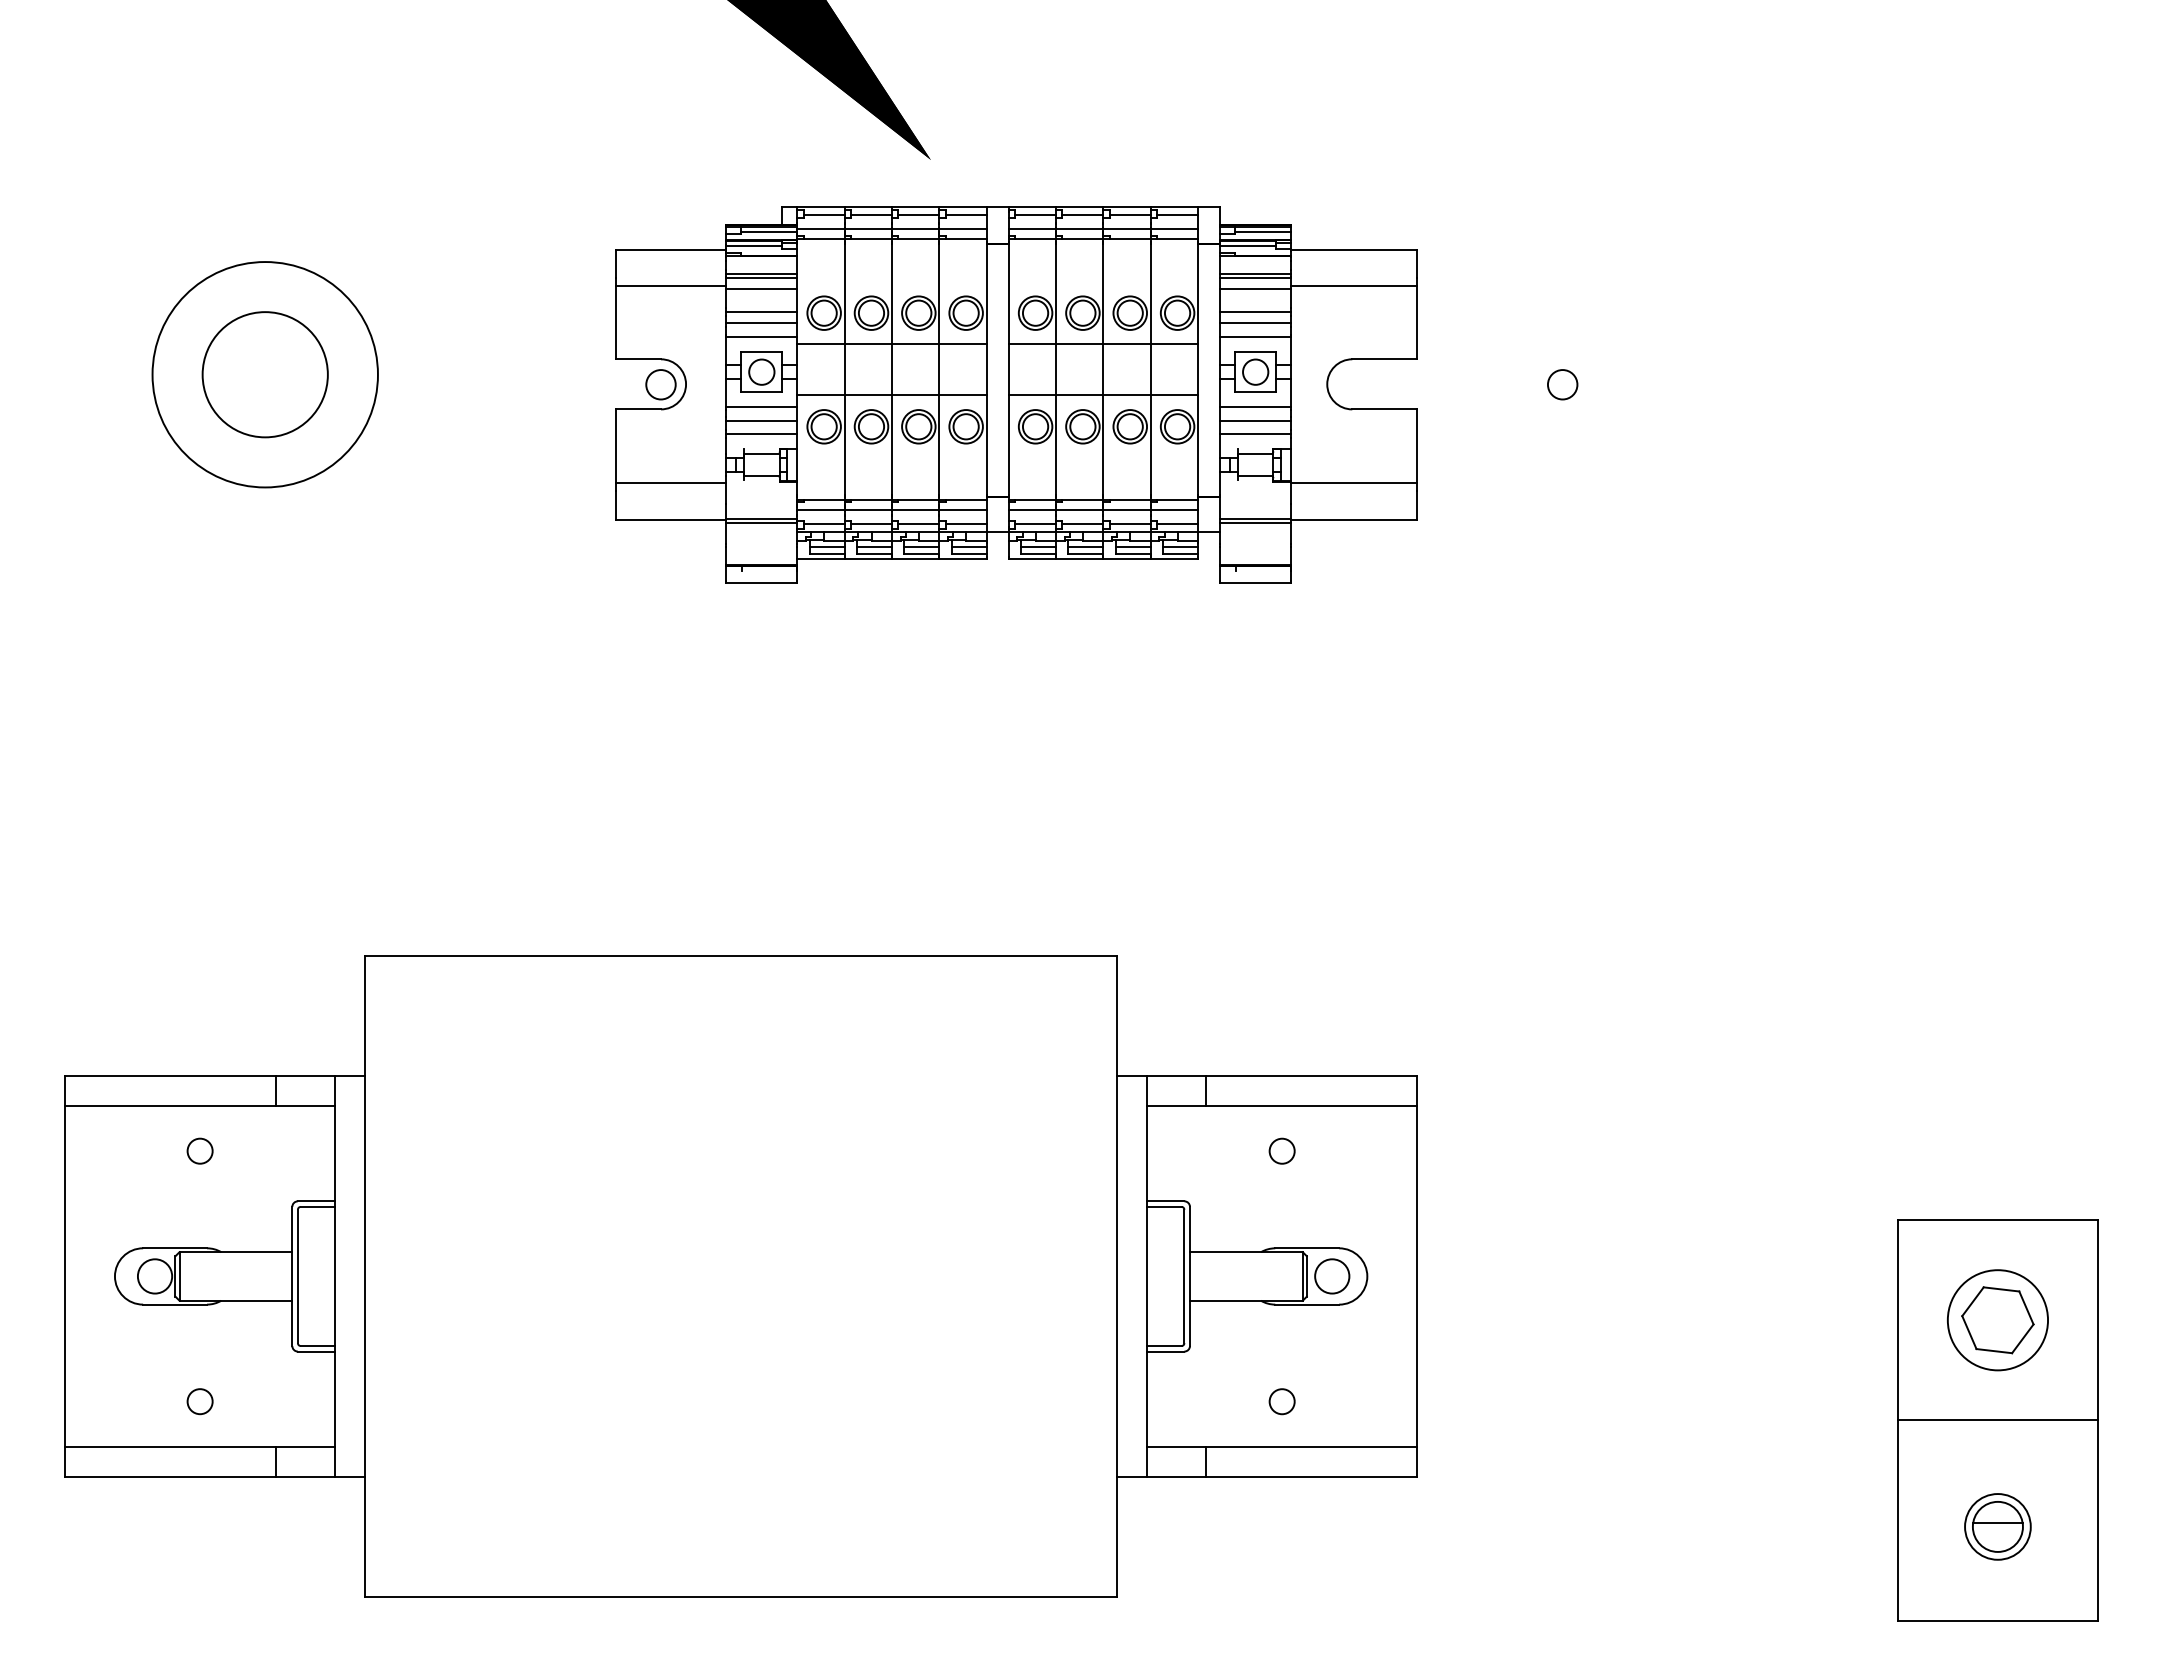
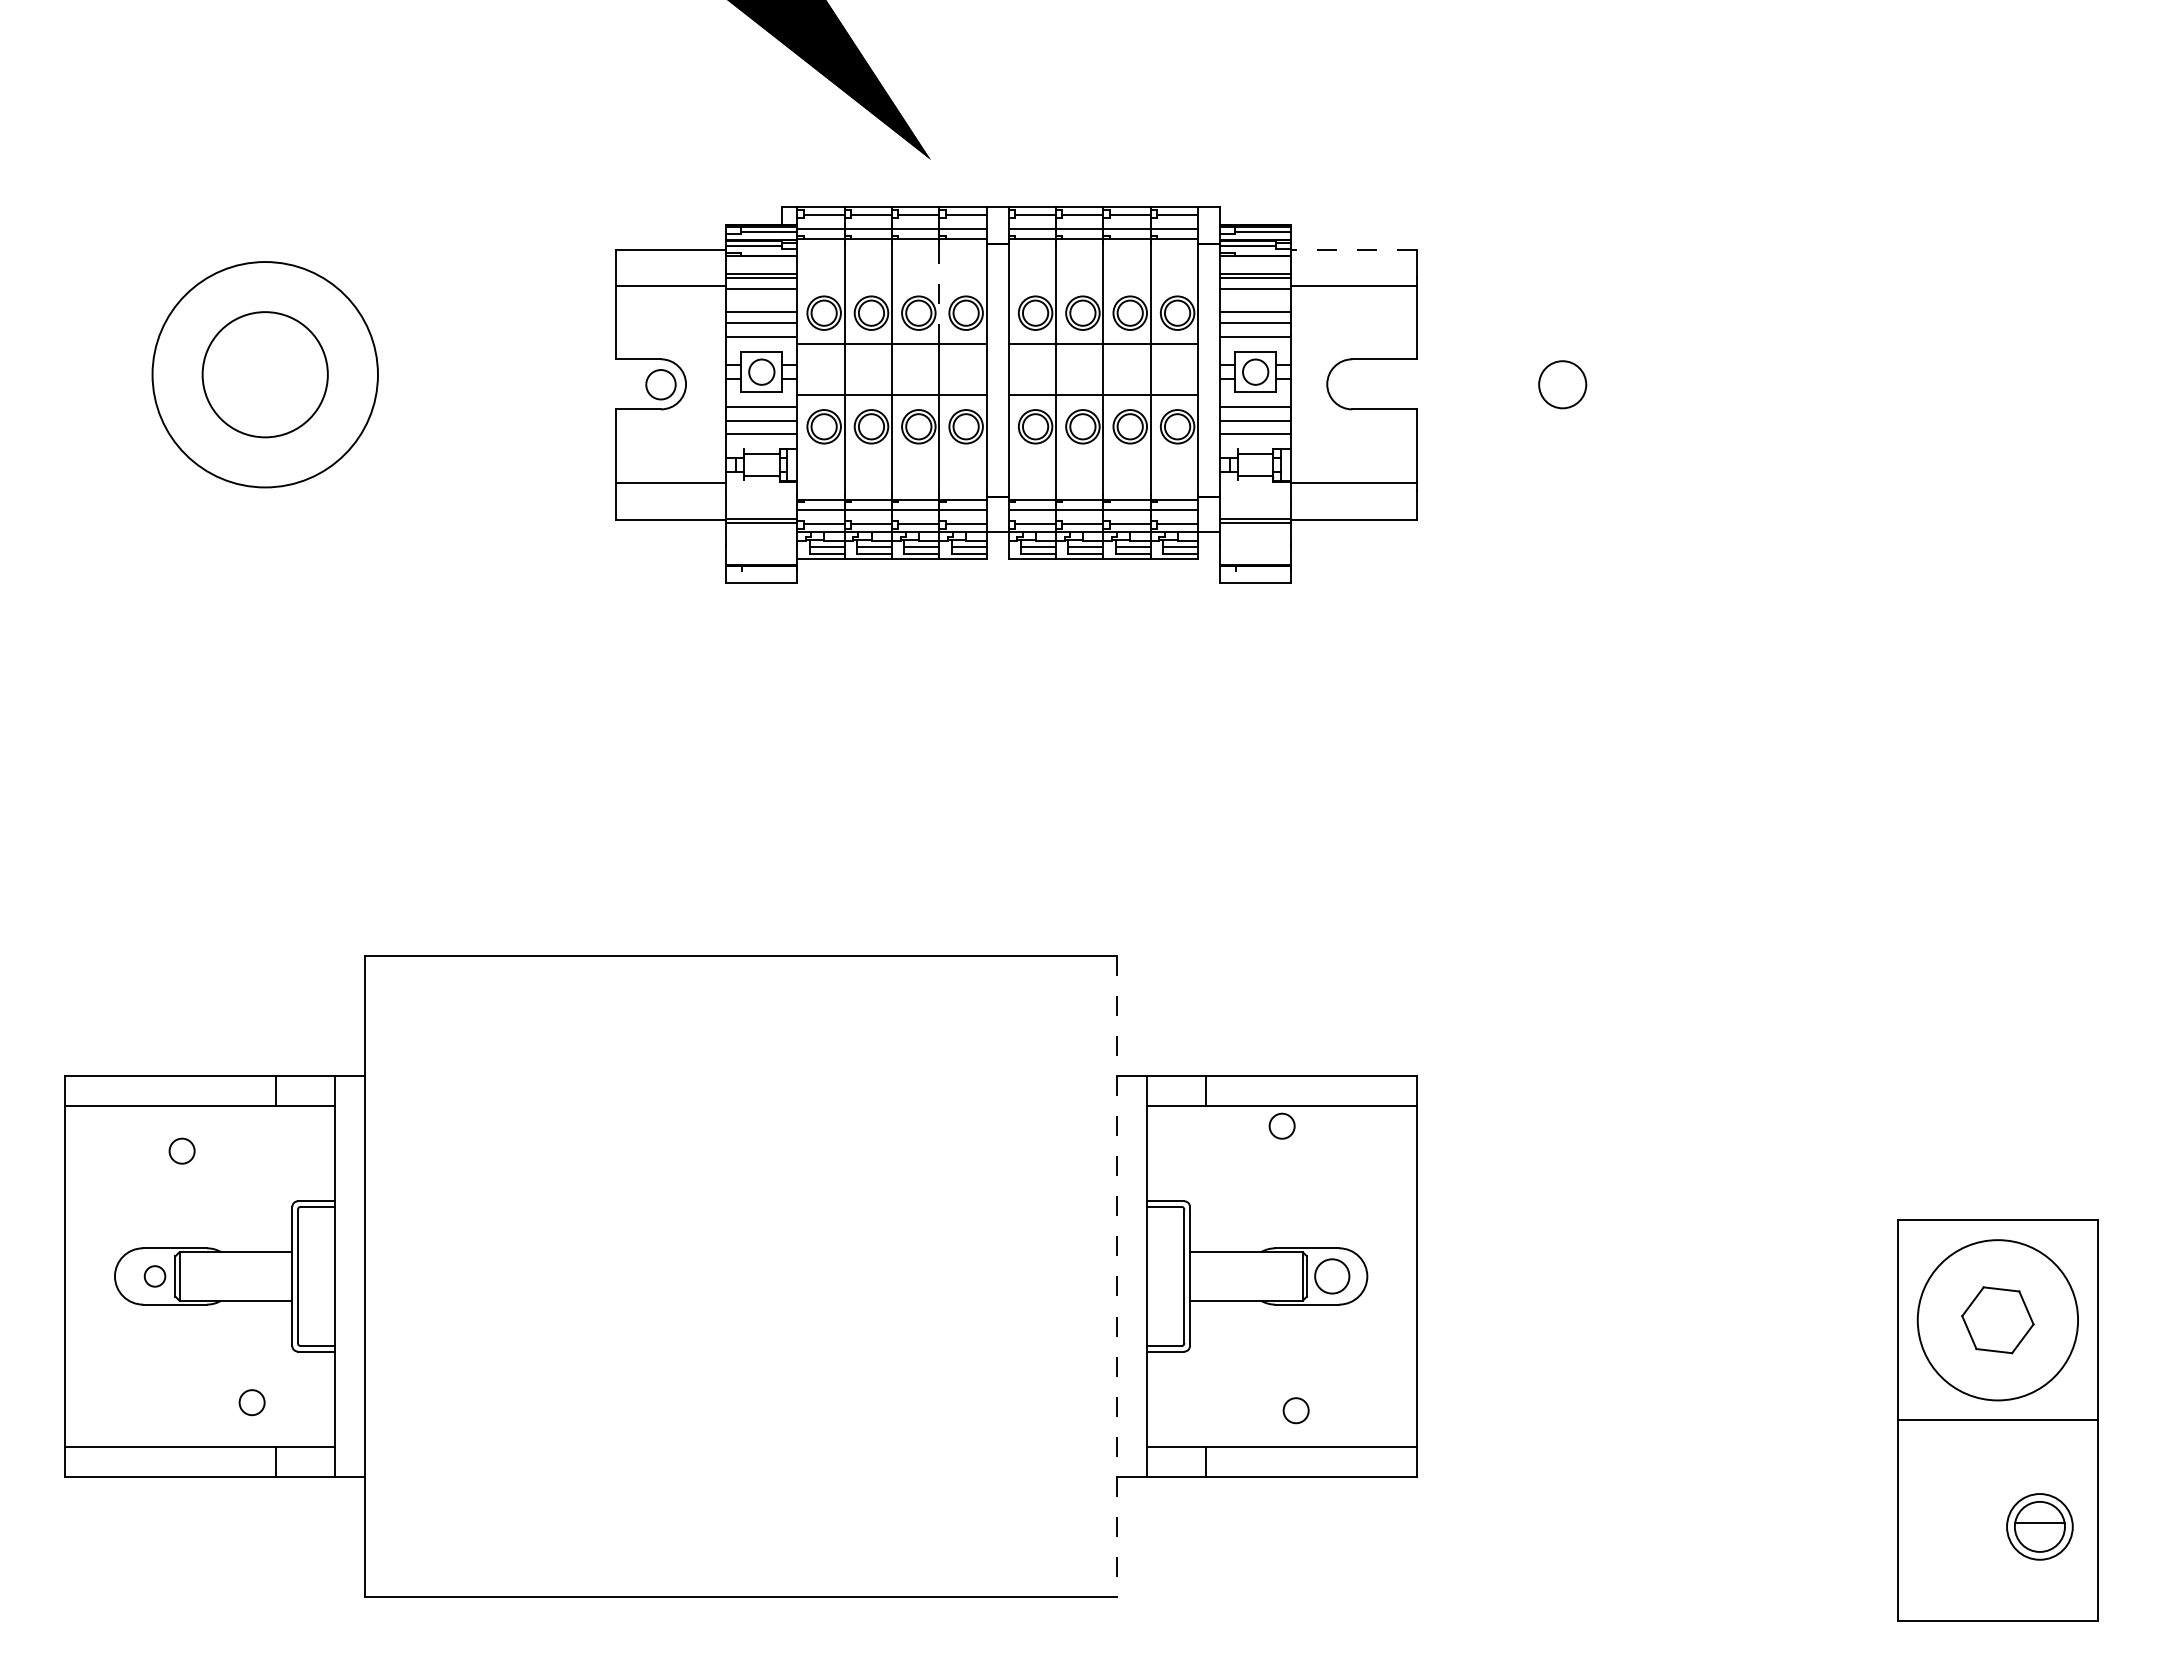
line: solid -> dashed (1353, 249)
line: solid -> dashed (939, 294)
circle diameter: 29 px -> 47 px (1562, 384)
circle position: (199, 1150) -> (181, 1150) (181, 1150)
circle position: (1281, 1150) -> (1281, 1125) (1281, 1125)
circle diameter: 34 px -> 21 px (154, 1276)
line: solid -> dashed (1116, 1276)
circle diameter: 100 px -> 160 px (1997, 1320)
circle position: (199, 1401) -> (251, 1402) (251, 1402)
circle position: (1281, 1401) -> (1295, 1410) (1295, 1410)
part position: (1997, 1526) -> (2039, 1526) (2039, 1526)
